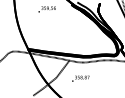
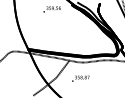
text position: (46, 9) -> (51, 9) (51, 9)
